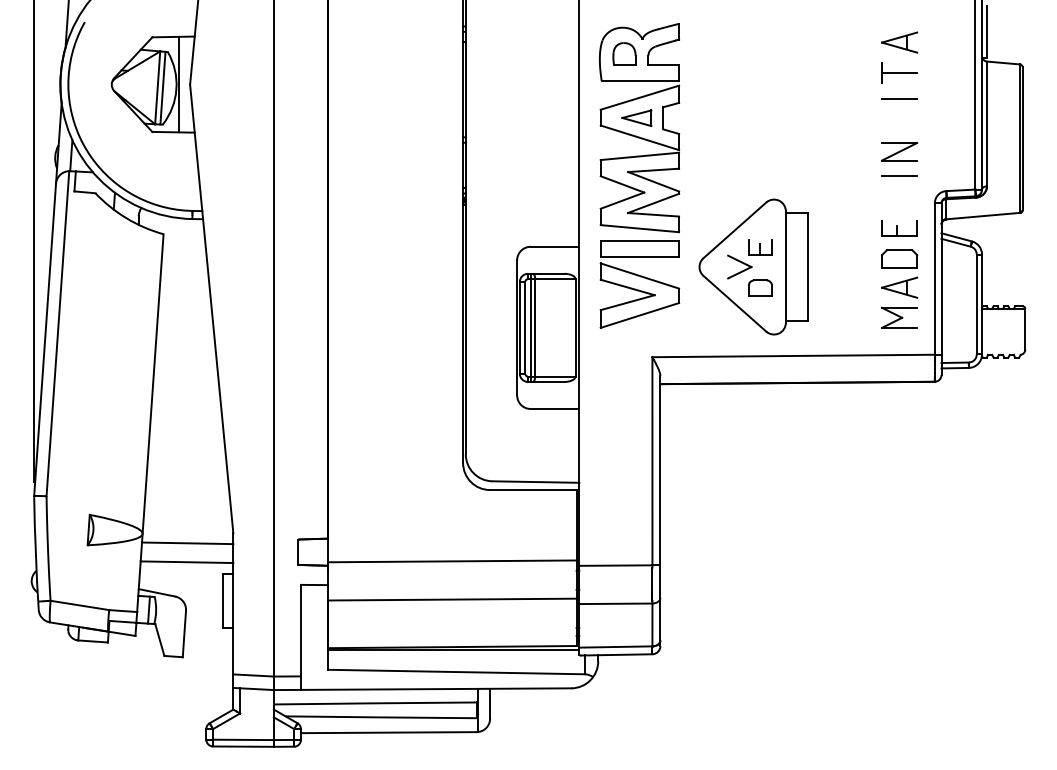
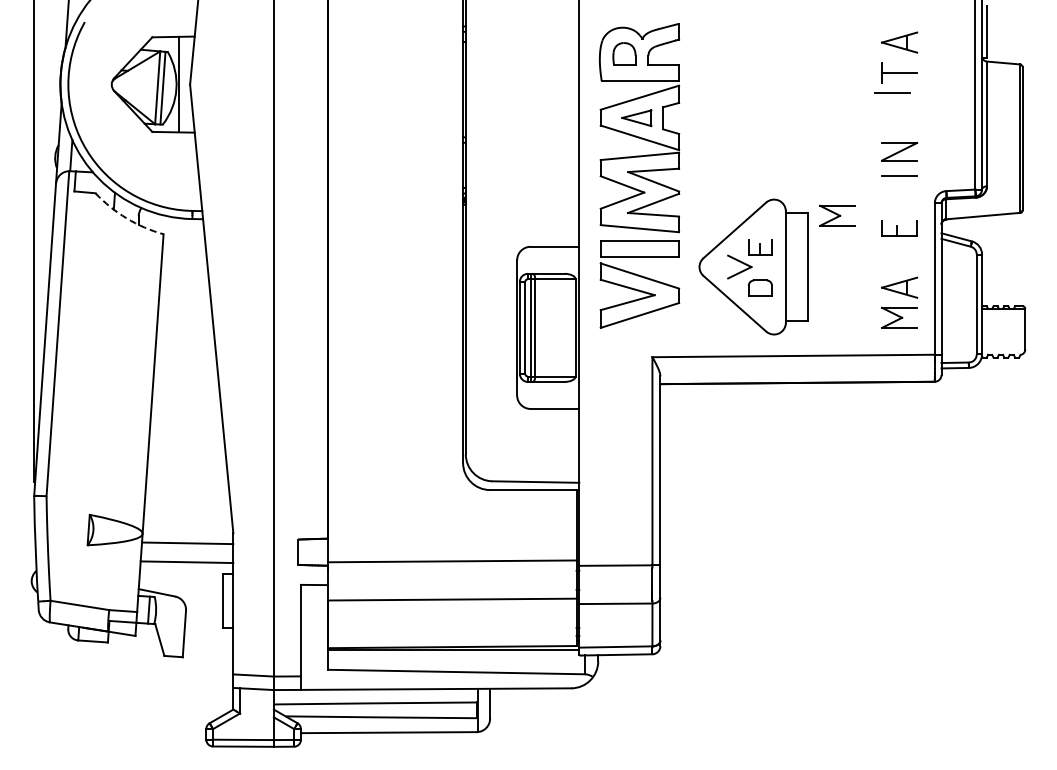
line position: (899, 98) -> (892, 92) (892, 92)
part: none -> present (837, 215)
arc: solid -> dashed (126, 218)
part: present -> none (899, 258)
